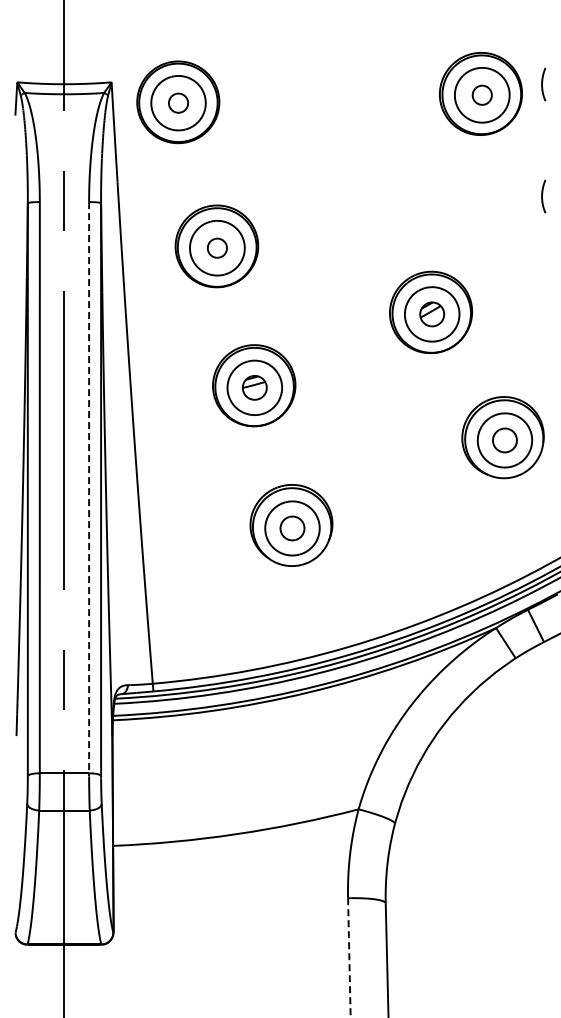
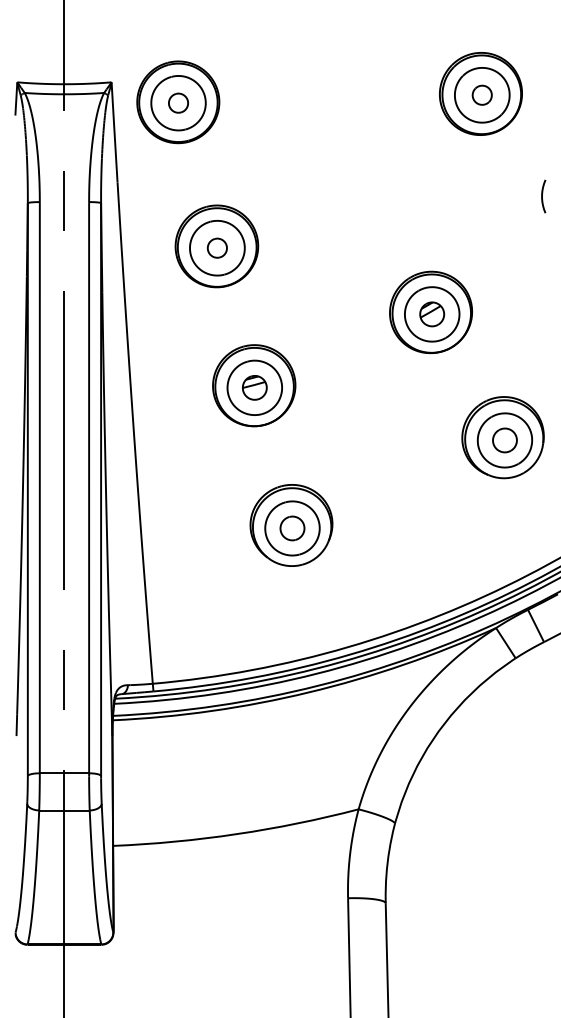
curve: present -> none (542, 84)
line: dashed -> solid (89, 489)
line: dashed -> solid (349, 957)
